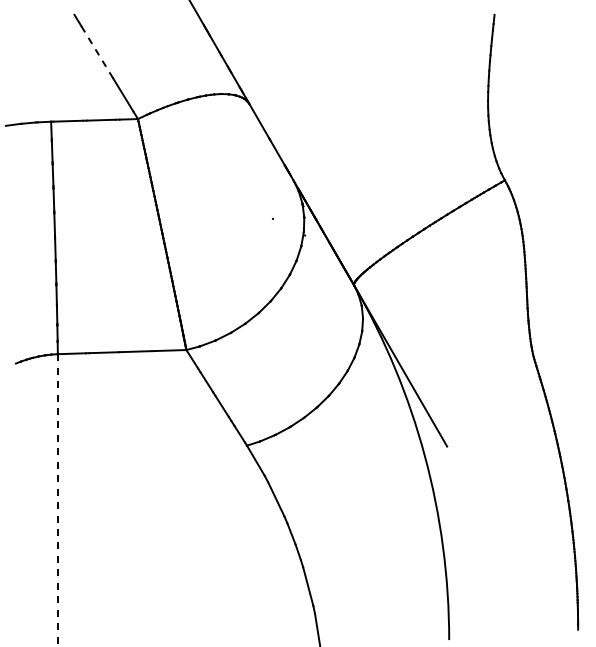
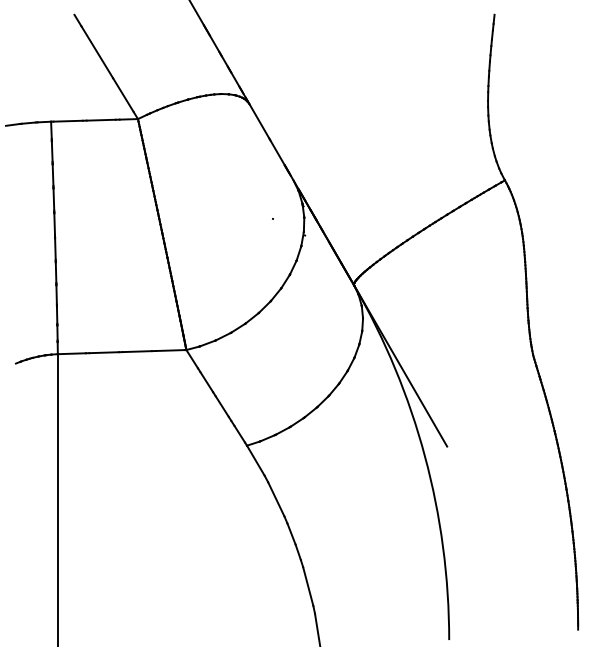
line: dashed -> solid (97, 51)
line: dashed -> solid (57, 500)
